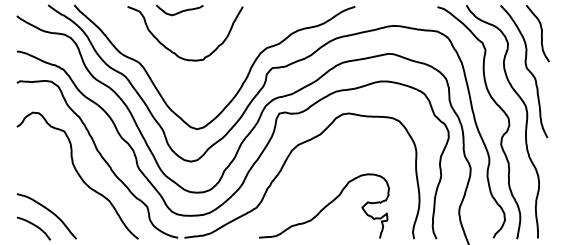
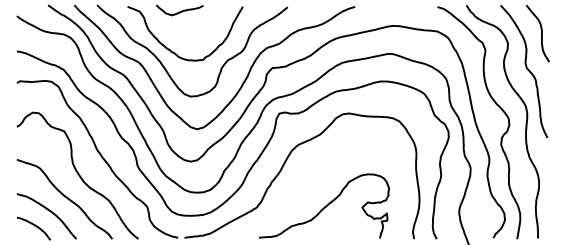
curve: none -> present (165, 67)
curve: none -> present (64, 197)
